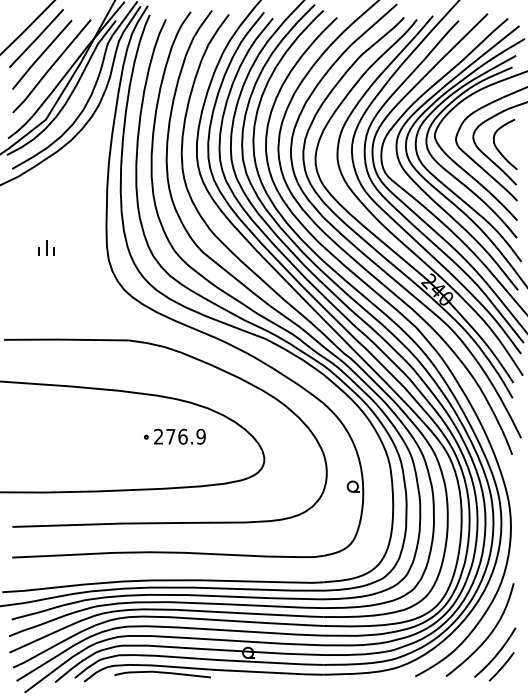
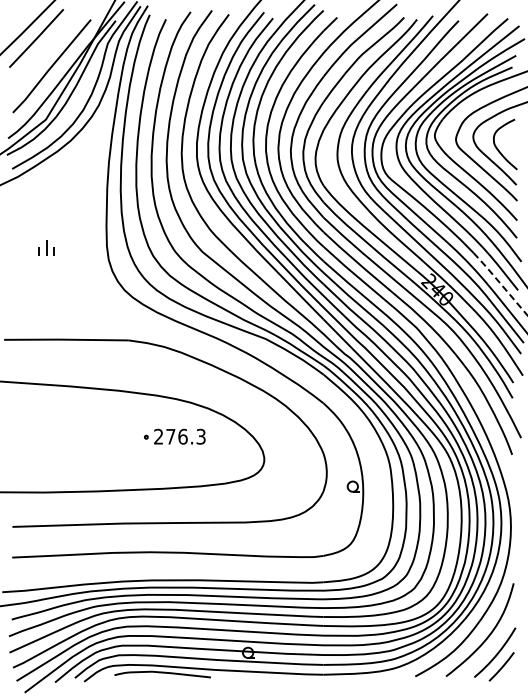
line: present -> none (42, 54)
line: solid -> dashed (500, 283)
text: 276.9 -> 276.3 (200, 436)
